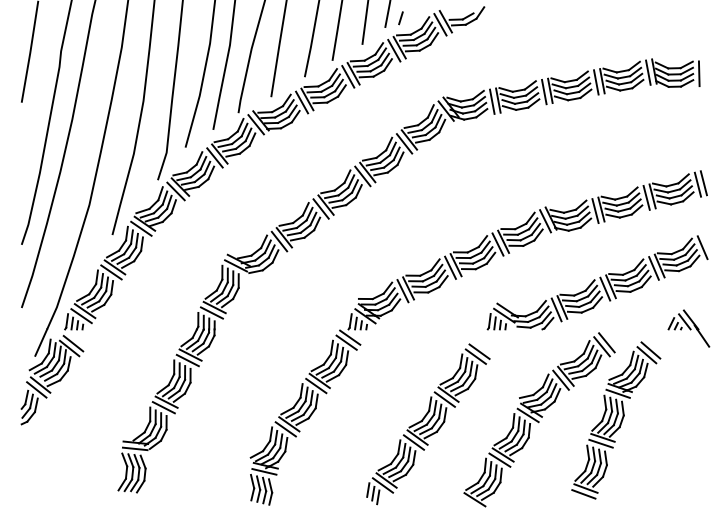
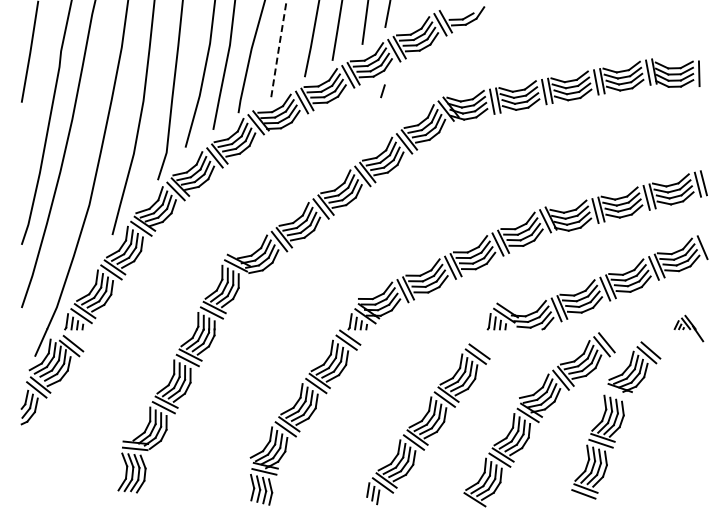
line position: (400, 18) -> (382, 91) (382, 91)
line: solid -> dashed (278, 48)
part size: 44x39 px -> 32x29 px (688, 328)
line: present -> none (617, 393)
